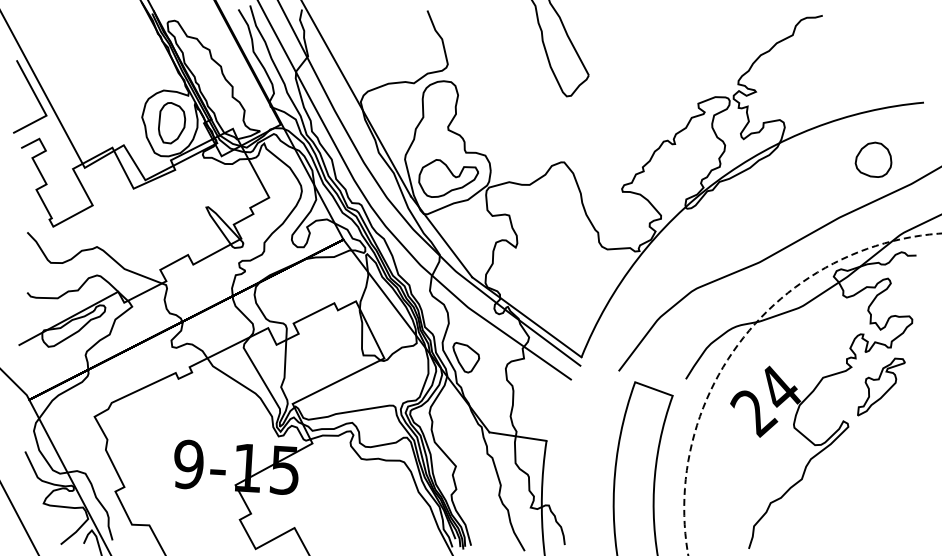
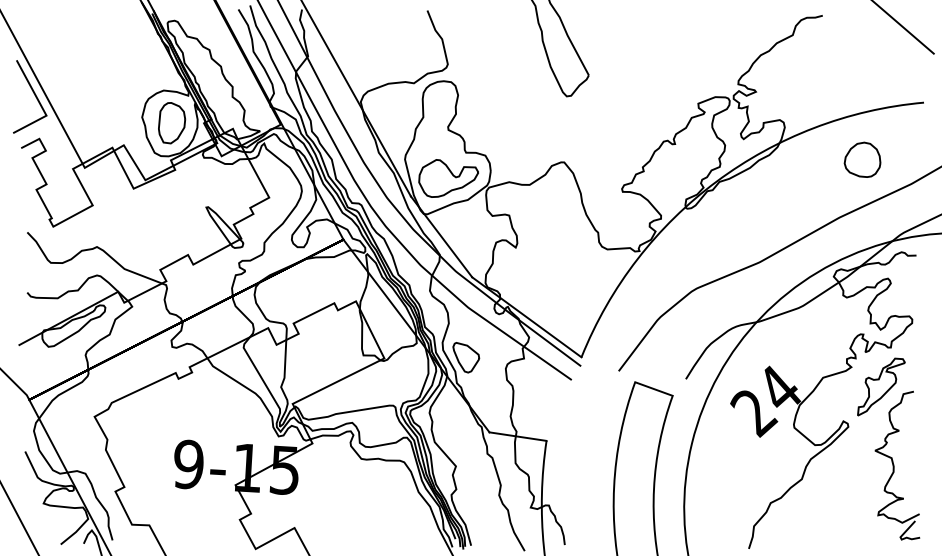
line: none -> present (903, 27)
part position: (873, 159) -> (862, 159) (862, 159)
arc: dashed -> solid (742, 339)
part: none -> present (897, 465)
